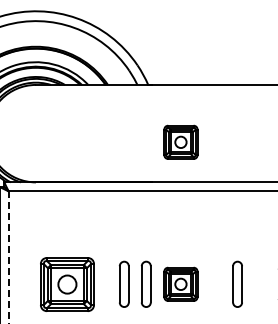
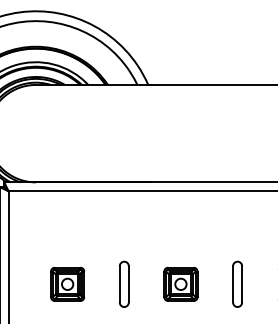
part: present -> none (180, 141)
line: dashed -> solid (8, 257)
part: present -> none (145, 283)
part size: 55x55 px -> 36x36 px (67, 283)
